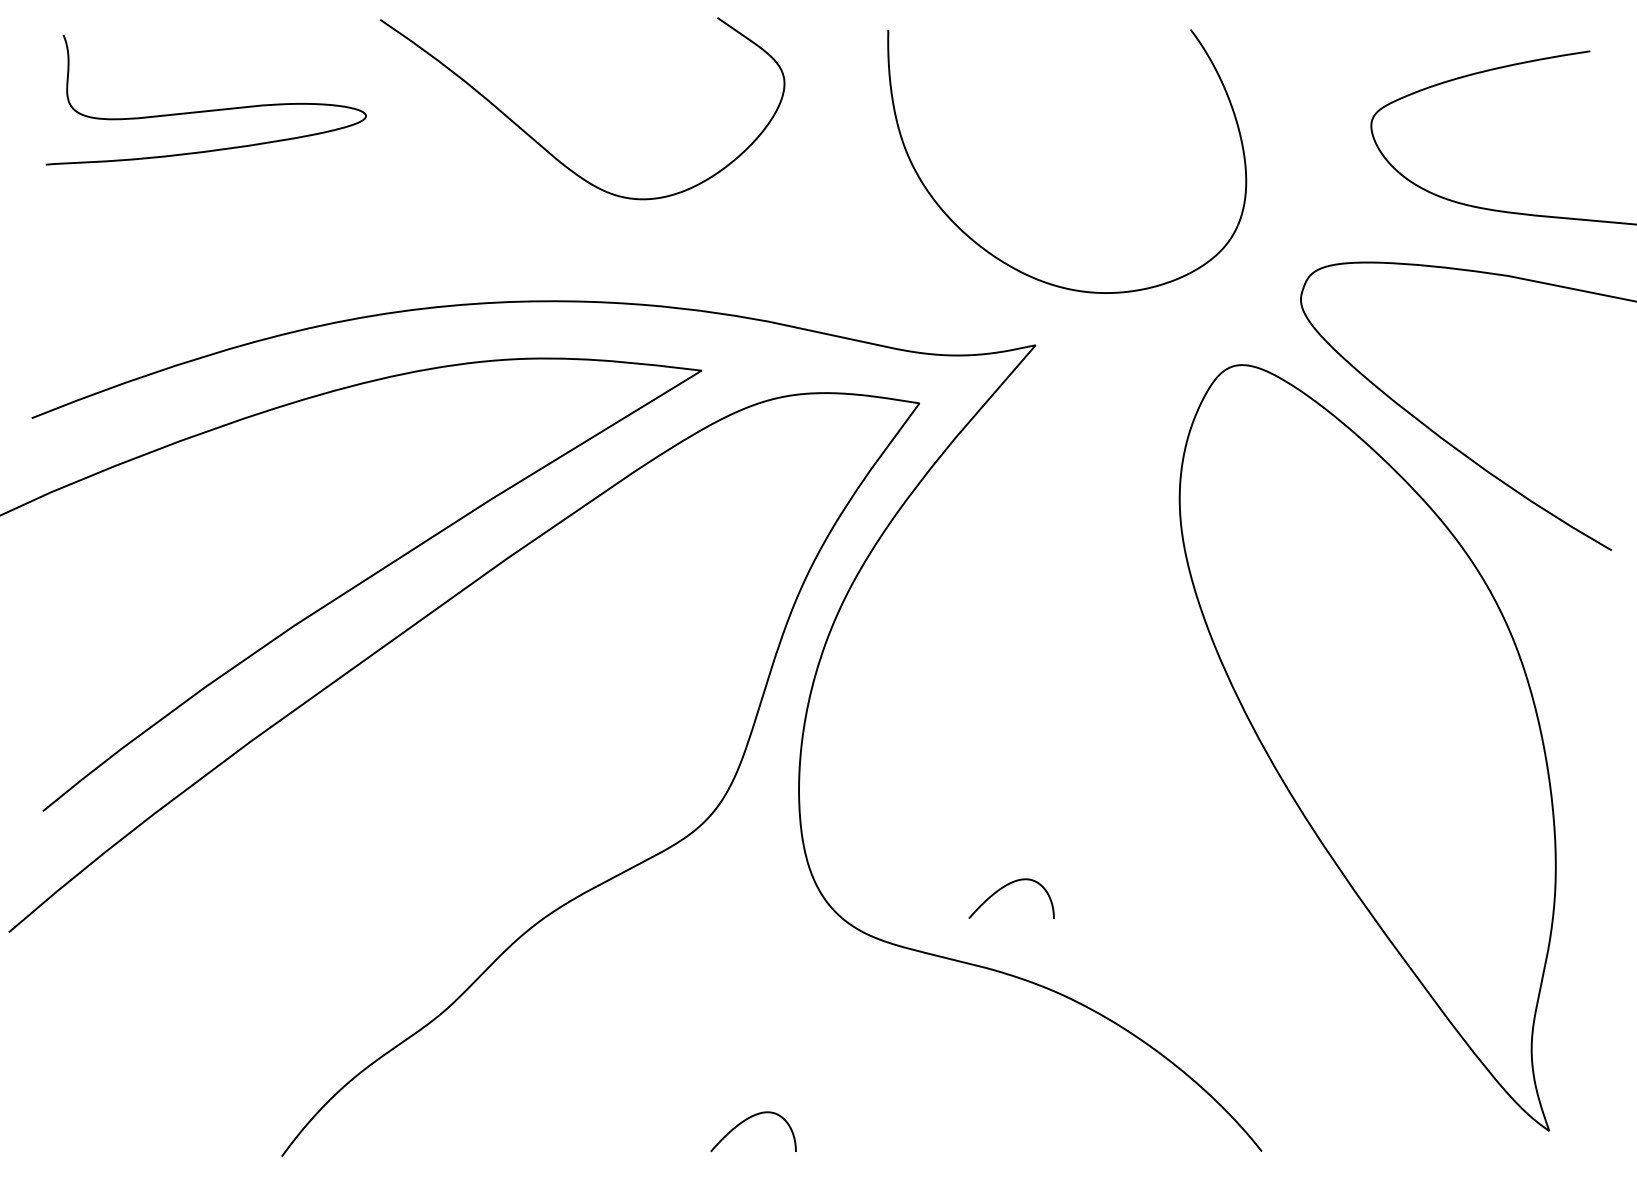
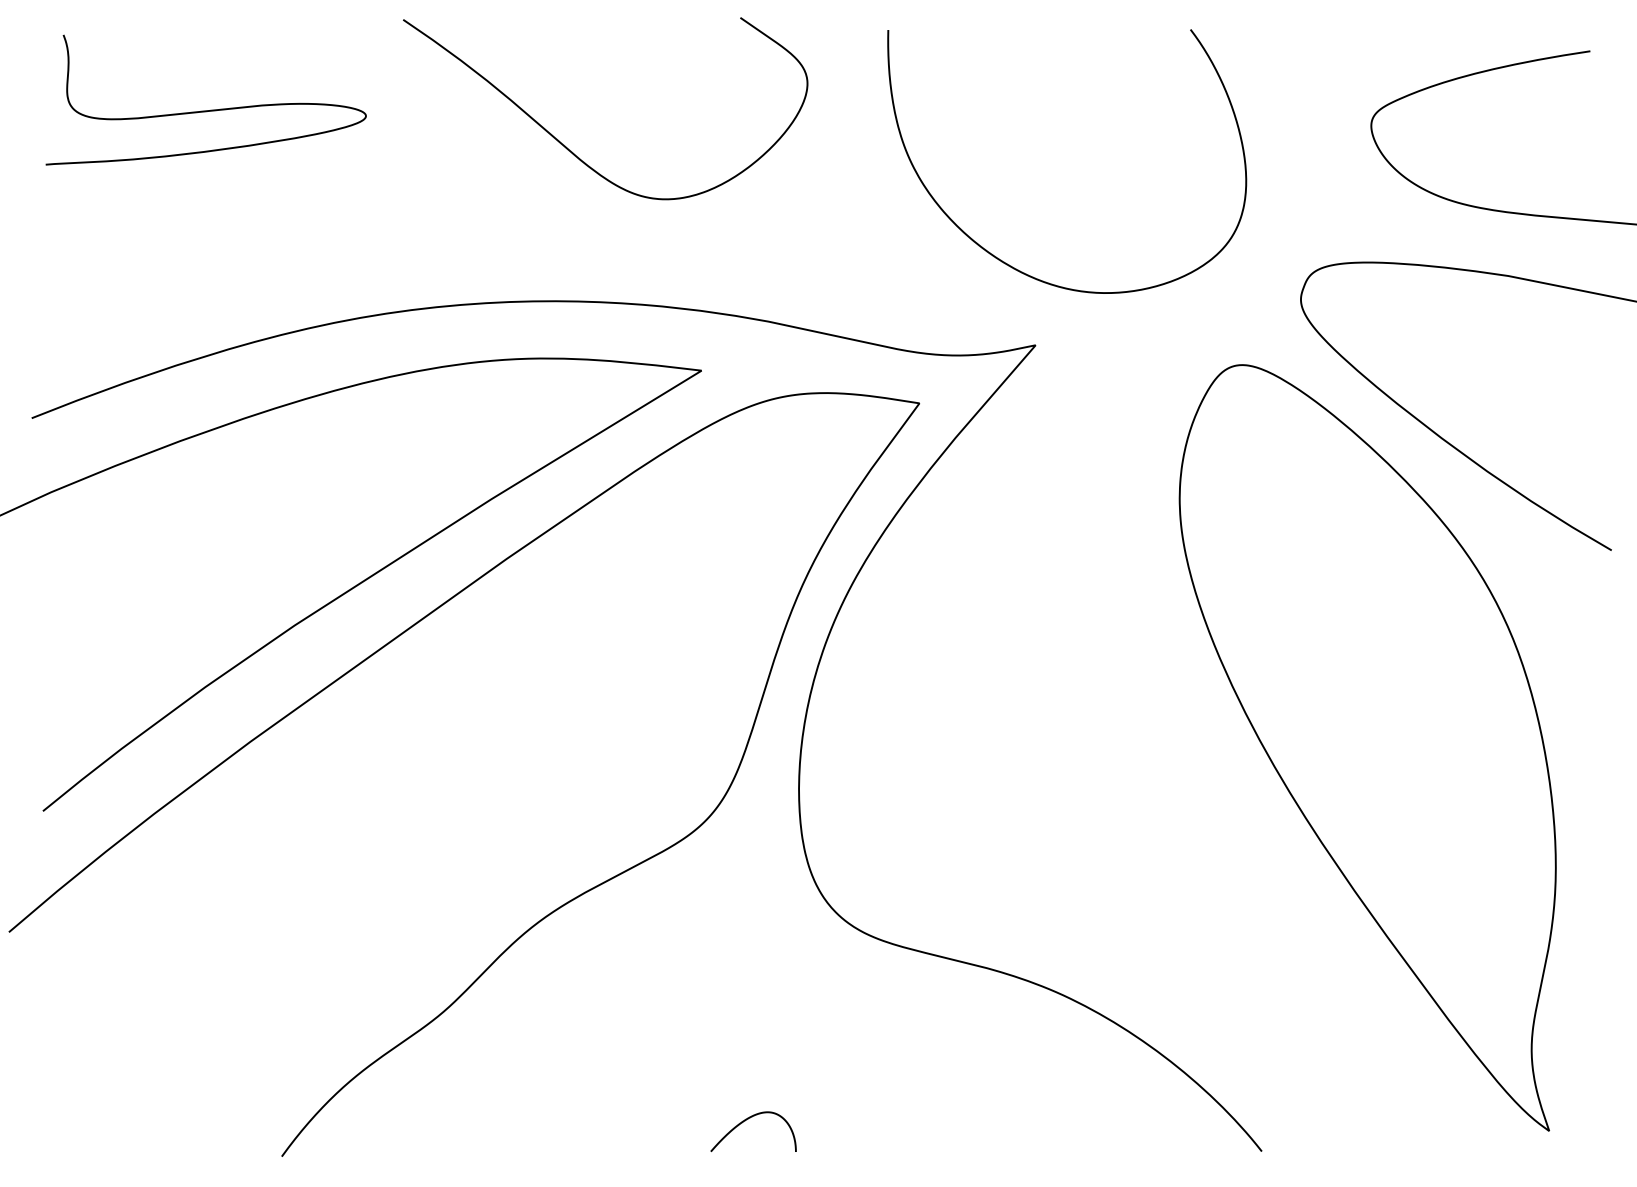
curve position: (549, 151) -> (572, 151) (572, 151)
curve: present -> none (1003, 888)
